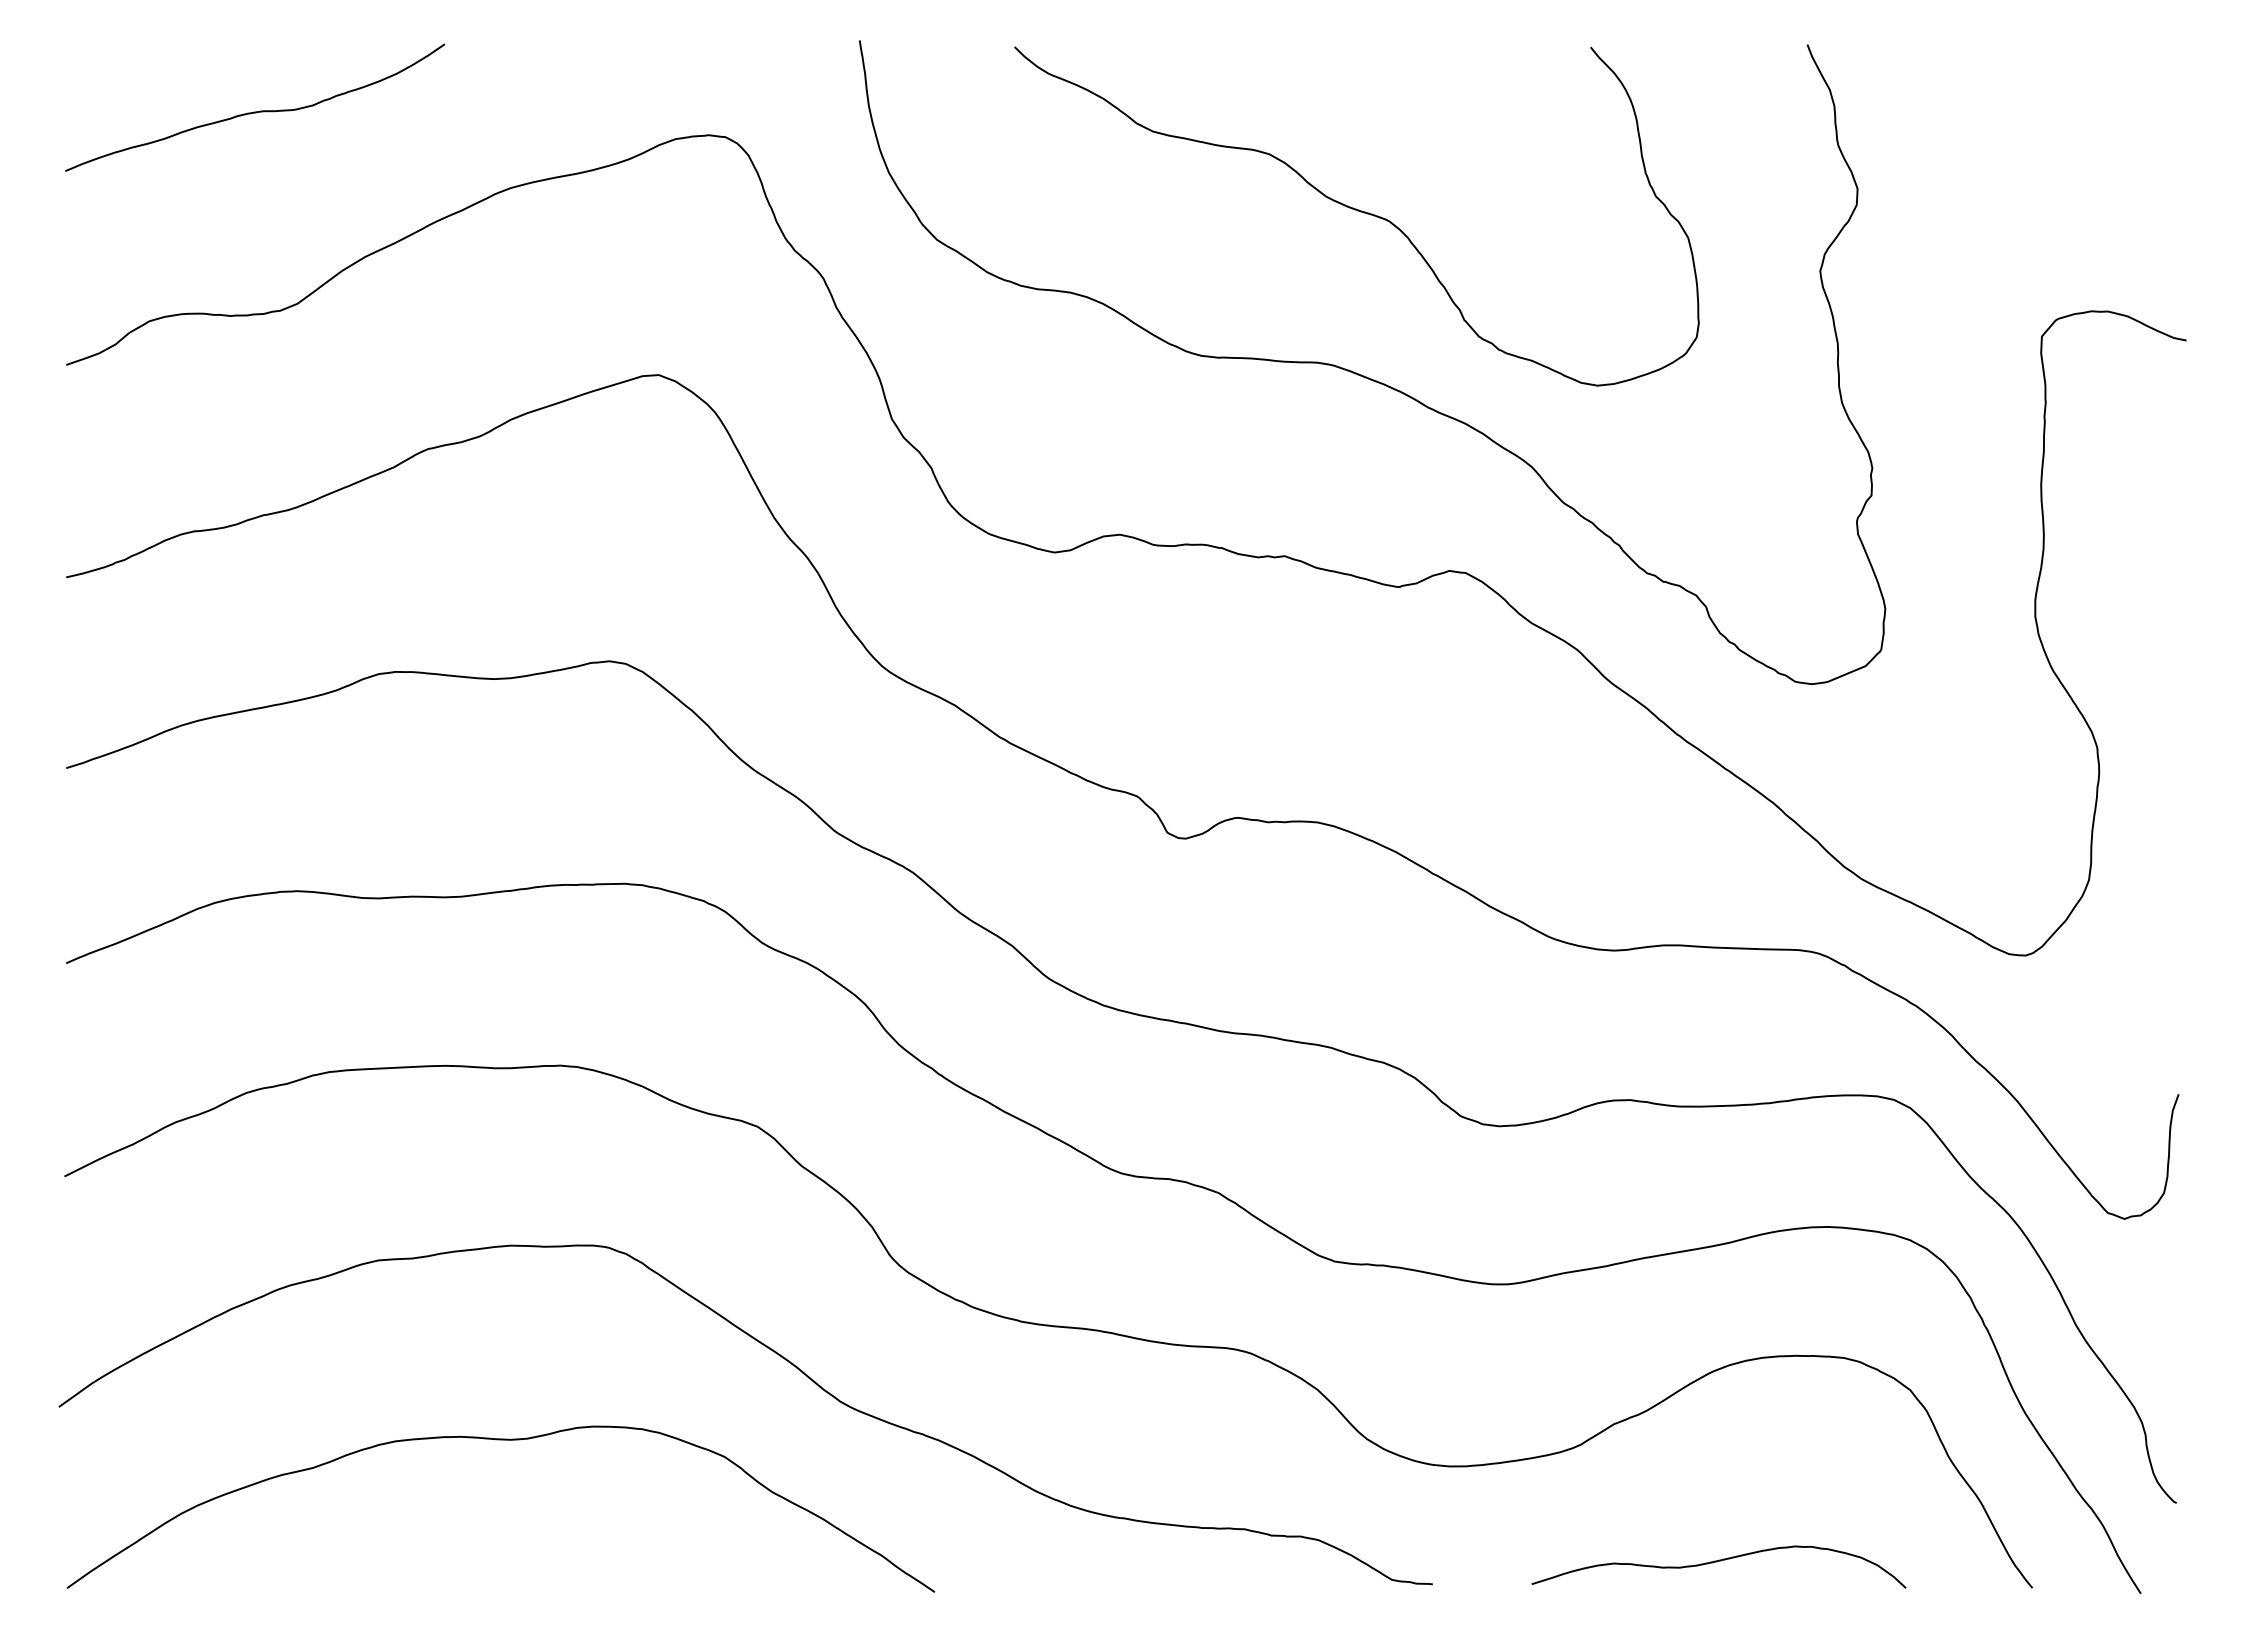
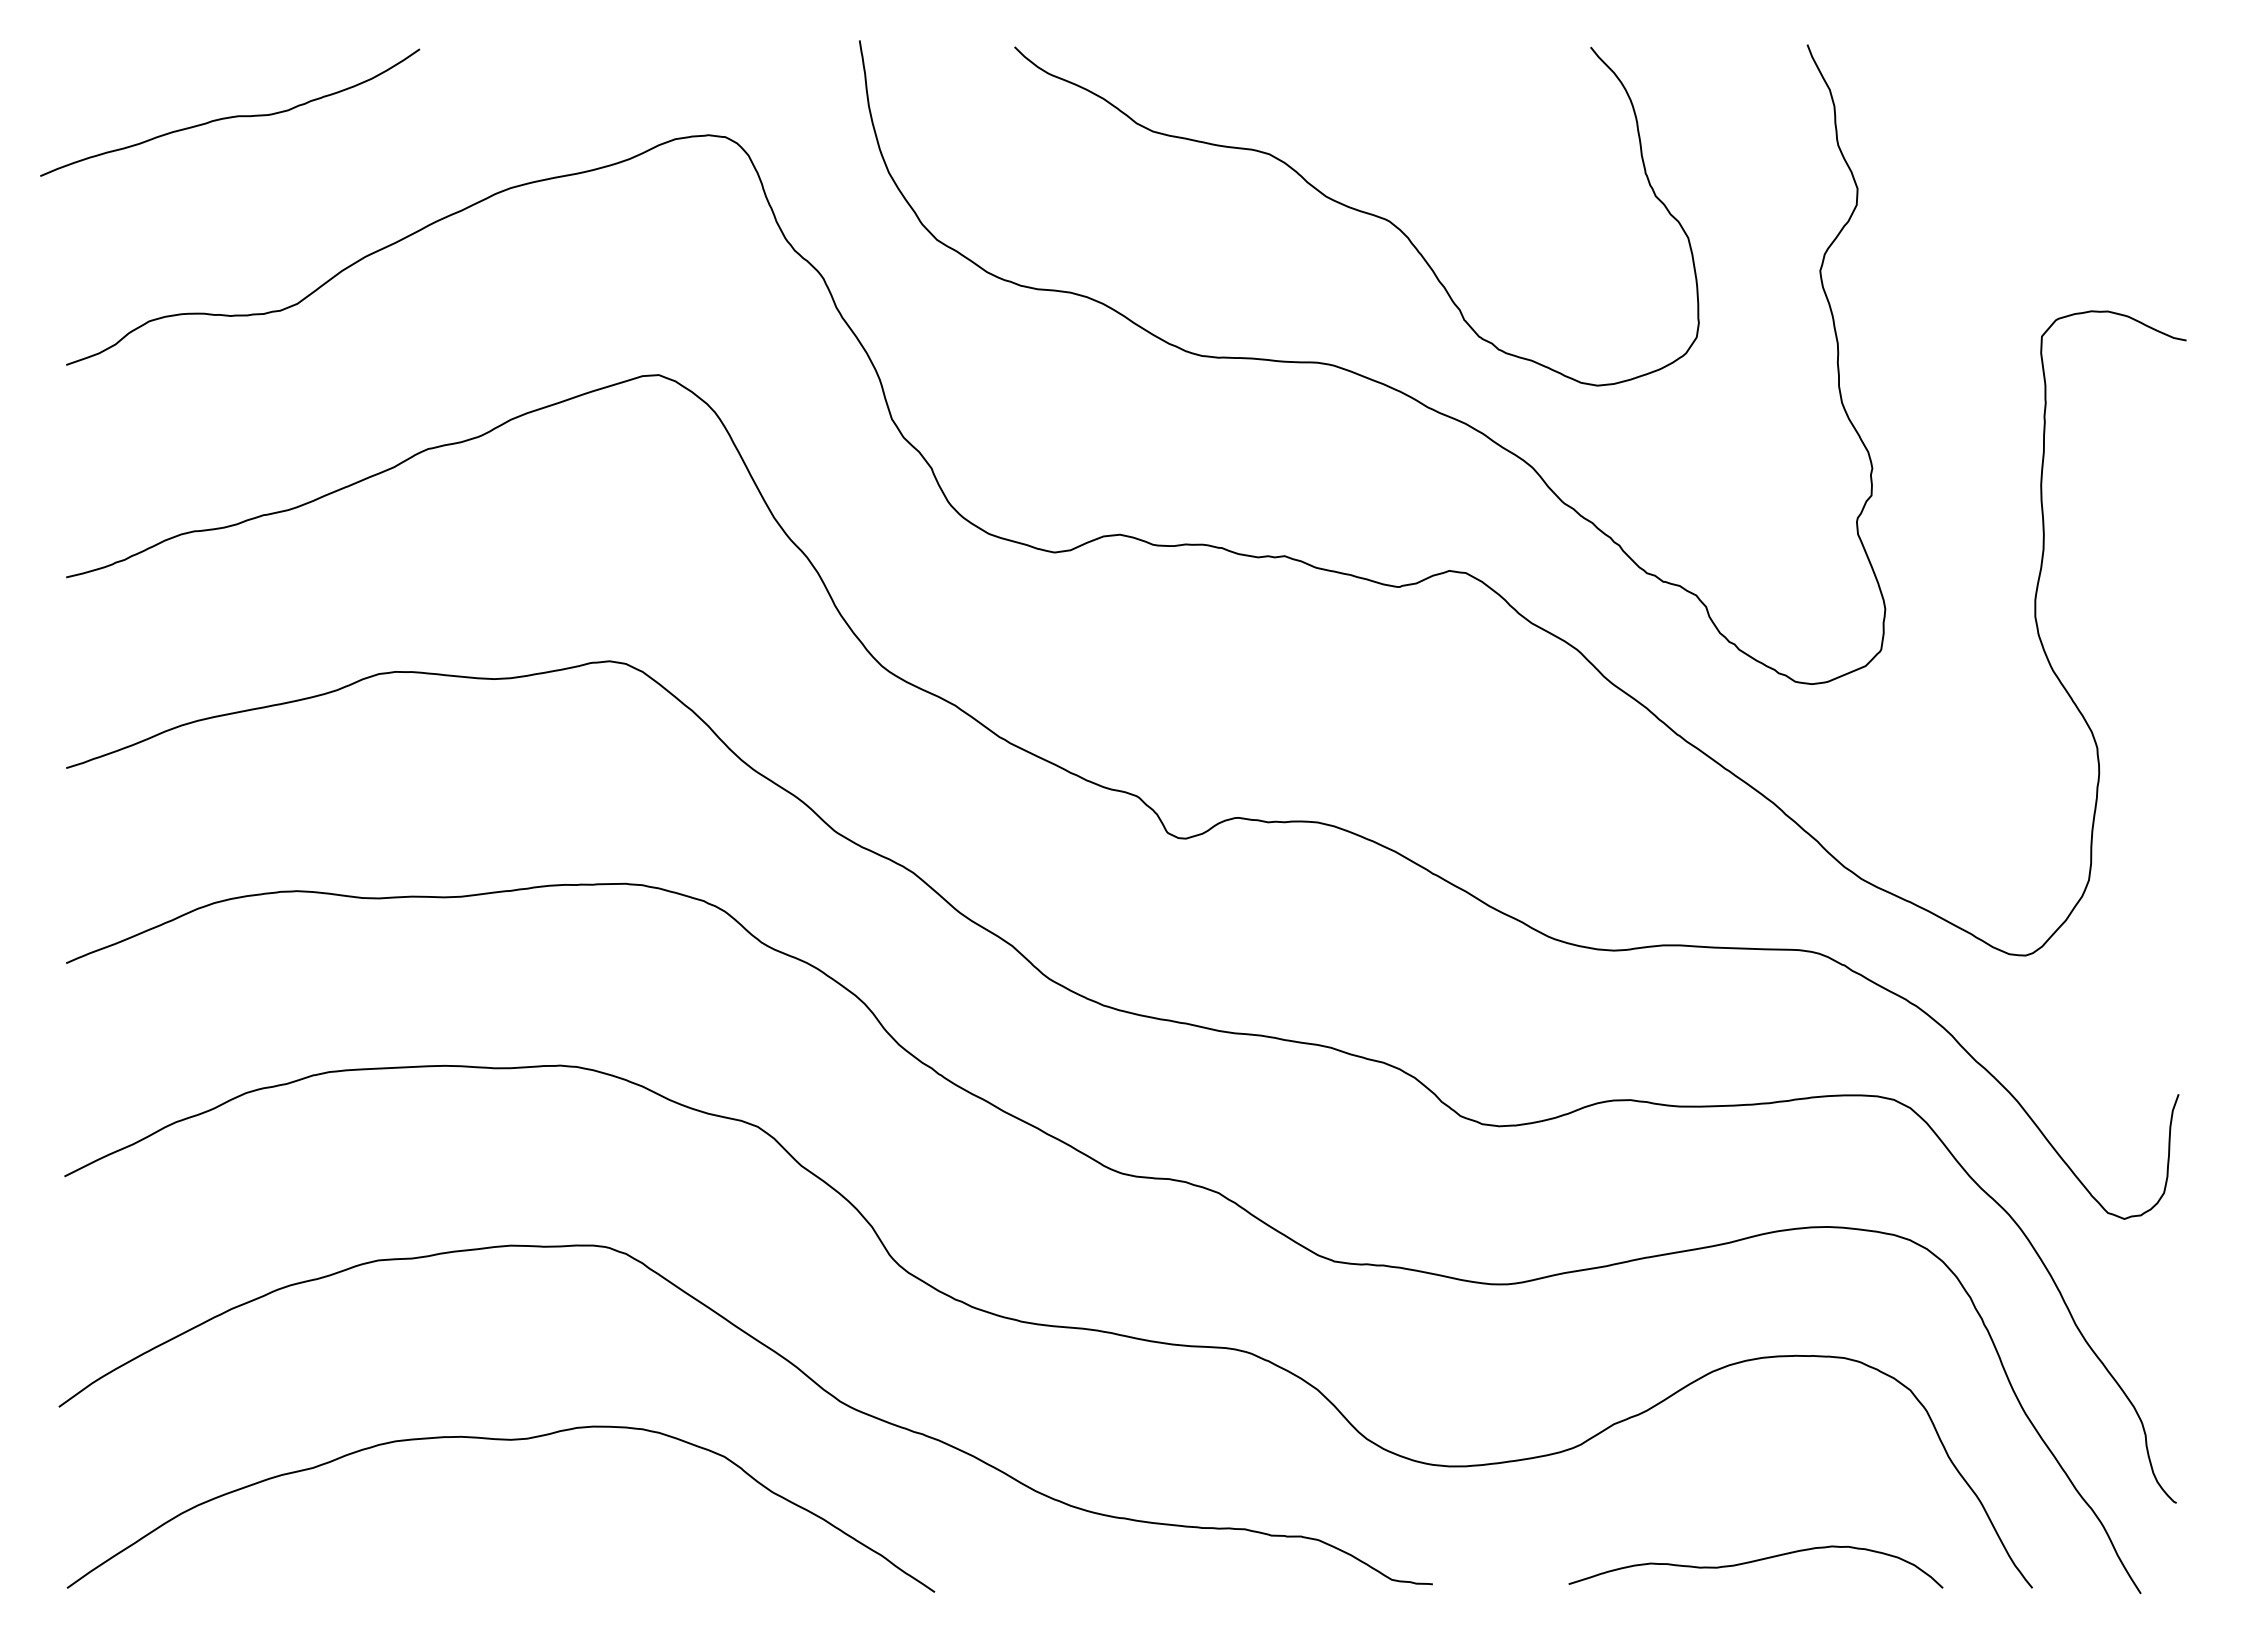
curve position: (255, 111) -> (230, 116) (230, 116)
curve position: (1716, 1562) -> (1753, 1562) (1753, 1562)
